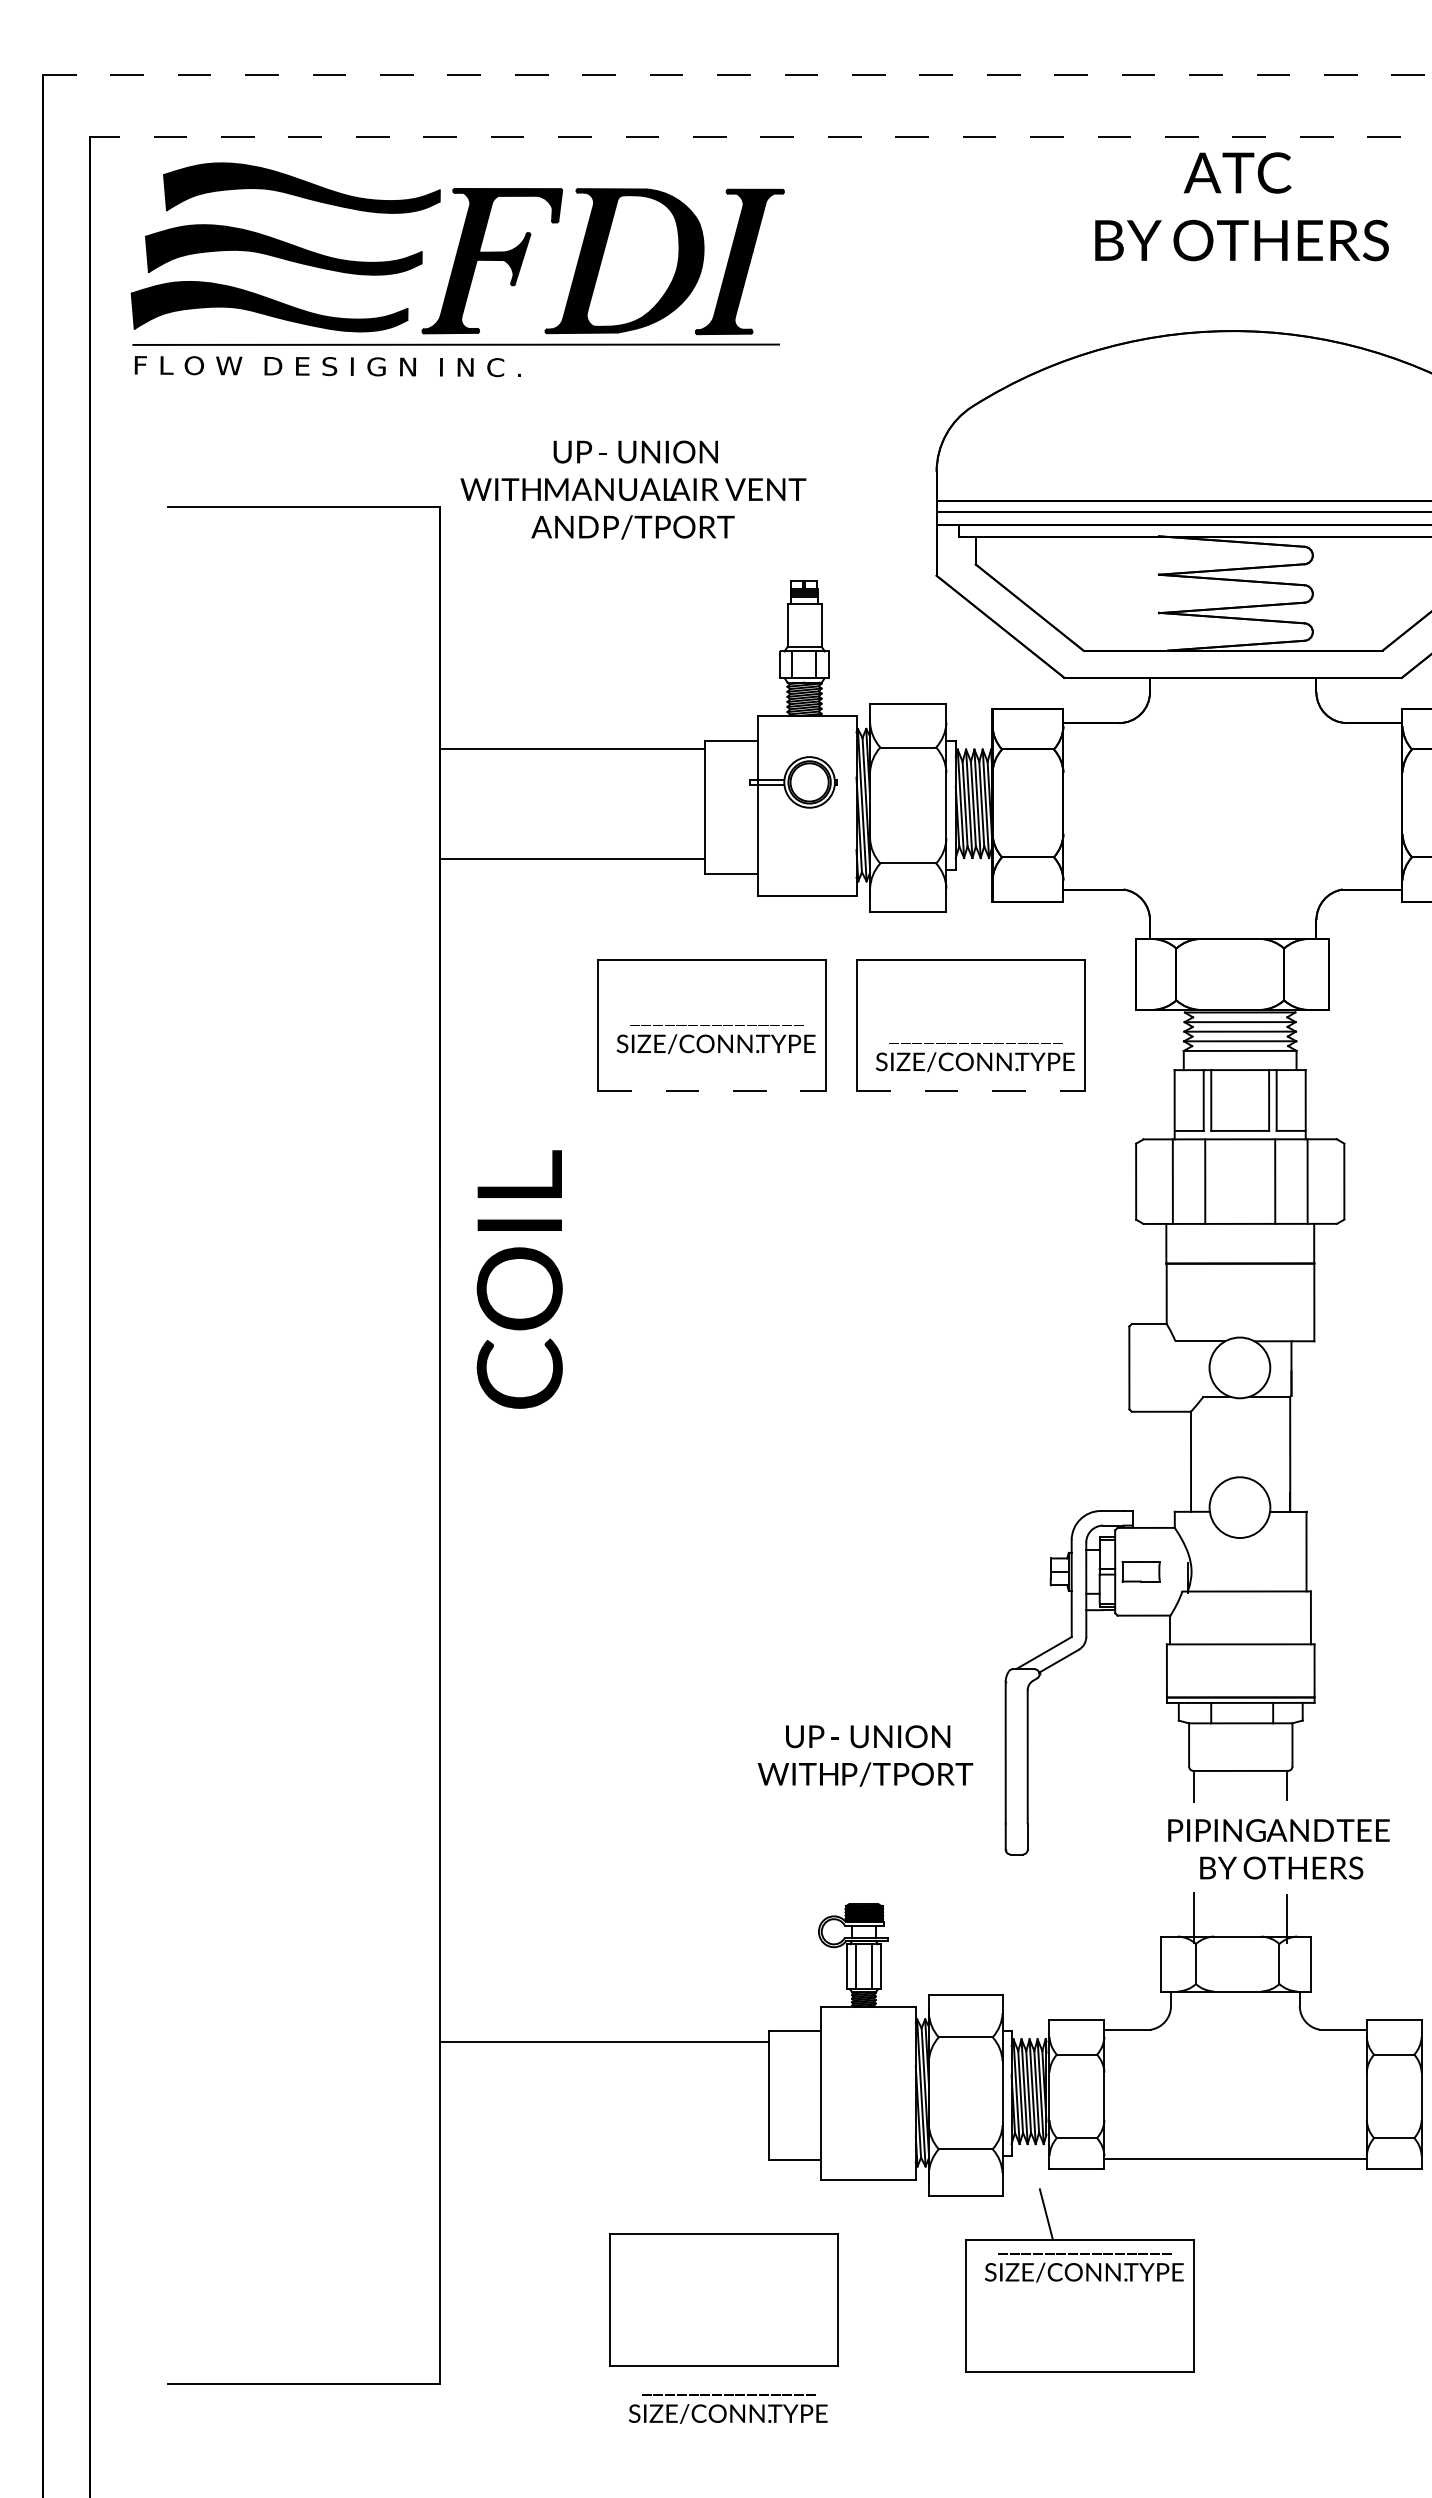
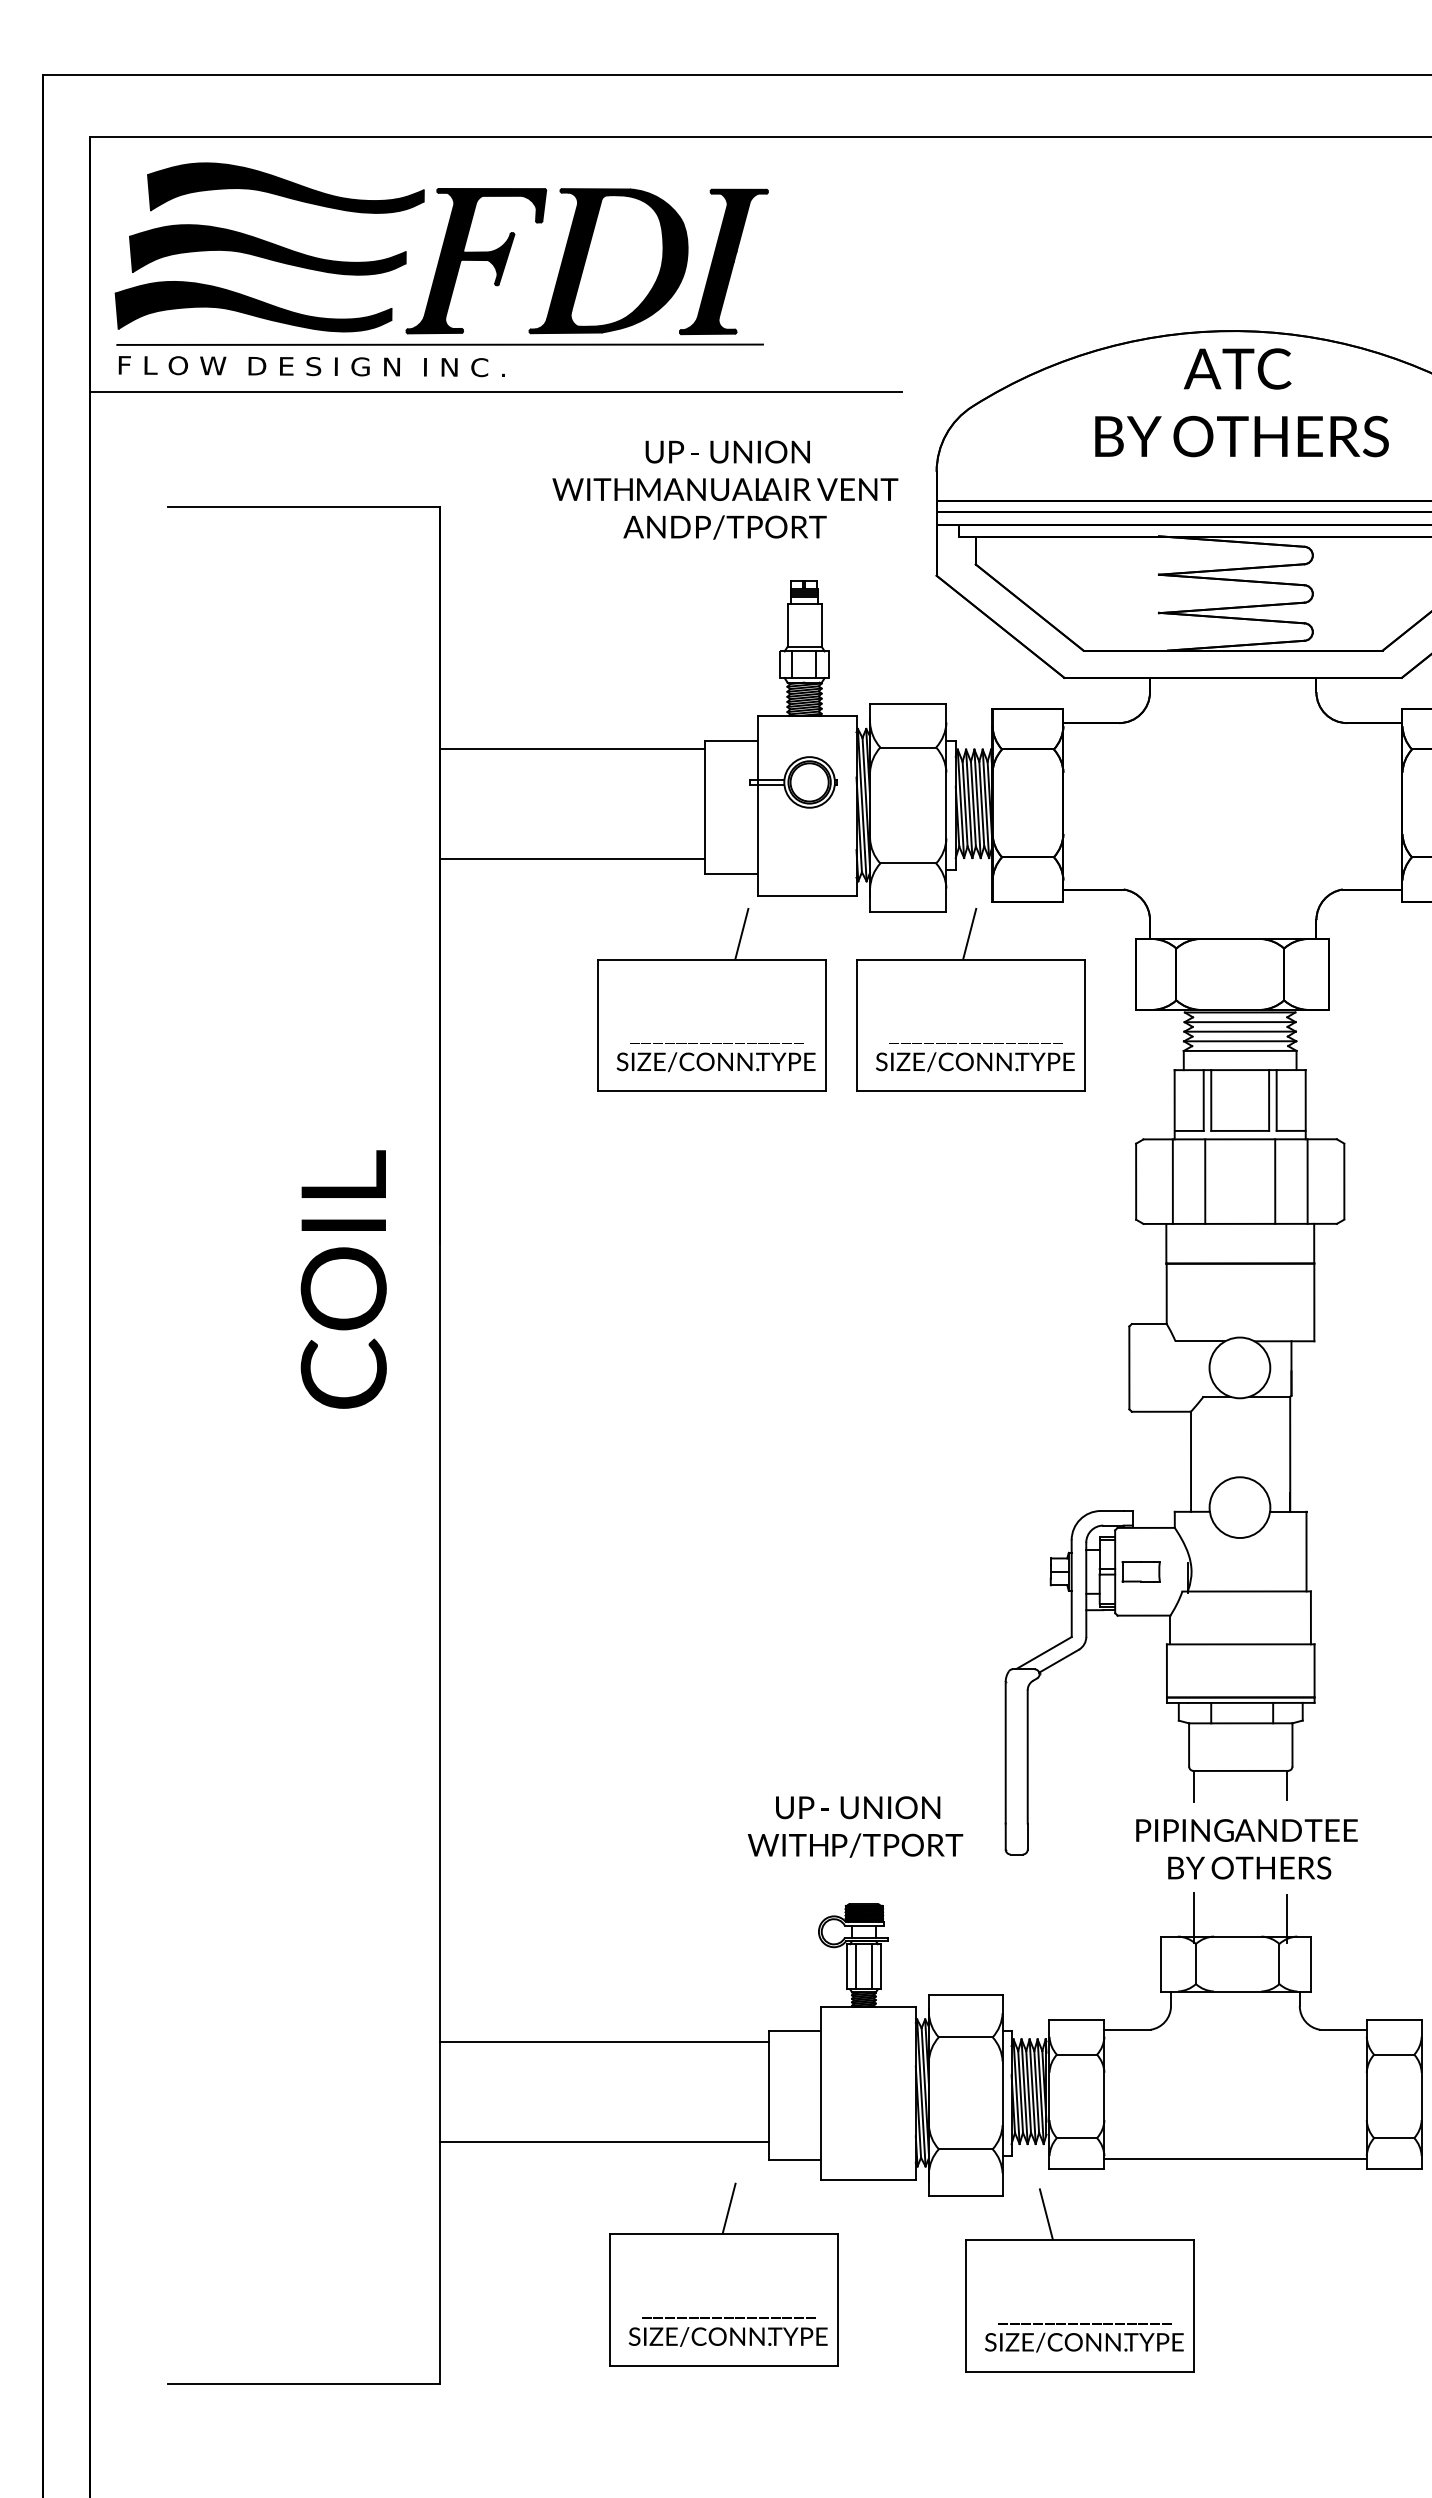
line: dashed -> solid (737, 74)
line: dashed -> solid (760, 136)
text position: (1241, 206) -> (1241, 402) (1241, 402)
part position: (457, 269) -> (441, 269) (441, 269)
line: none -> present (495, 392)
text position: (633, 489) -> (725, 489) (725, 489)
line: none -> present (741, 933)
line: none -> present (969, 933)
text position: (715, 1039) -> (715, 1057) (715, 1057)
line: dashed -> solid (712, 1091)
line: dashed -> solid (971, 1091)
text position: (519, 1279) -> (343, 1279) (343, 1279)
text position: (865, 1755) -> (855, 1826) (855, 1826)
text position: (1278, 1849) -> (1246, 1849) (1246, 1849)
line: none -> present (604, 2142)
line: none -> present (728, 2208)
text position: (1084, 2267) -> (1084, 2337) (1084, 2337)
text position: (727, 2408) -> (727, 2331) (727, 2331)
